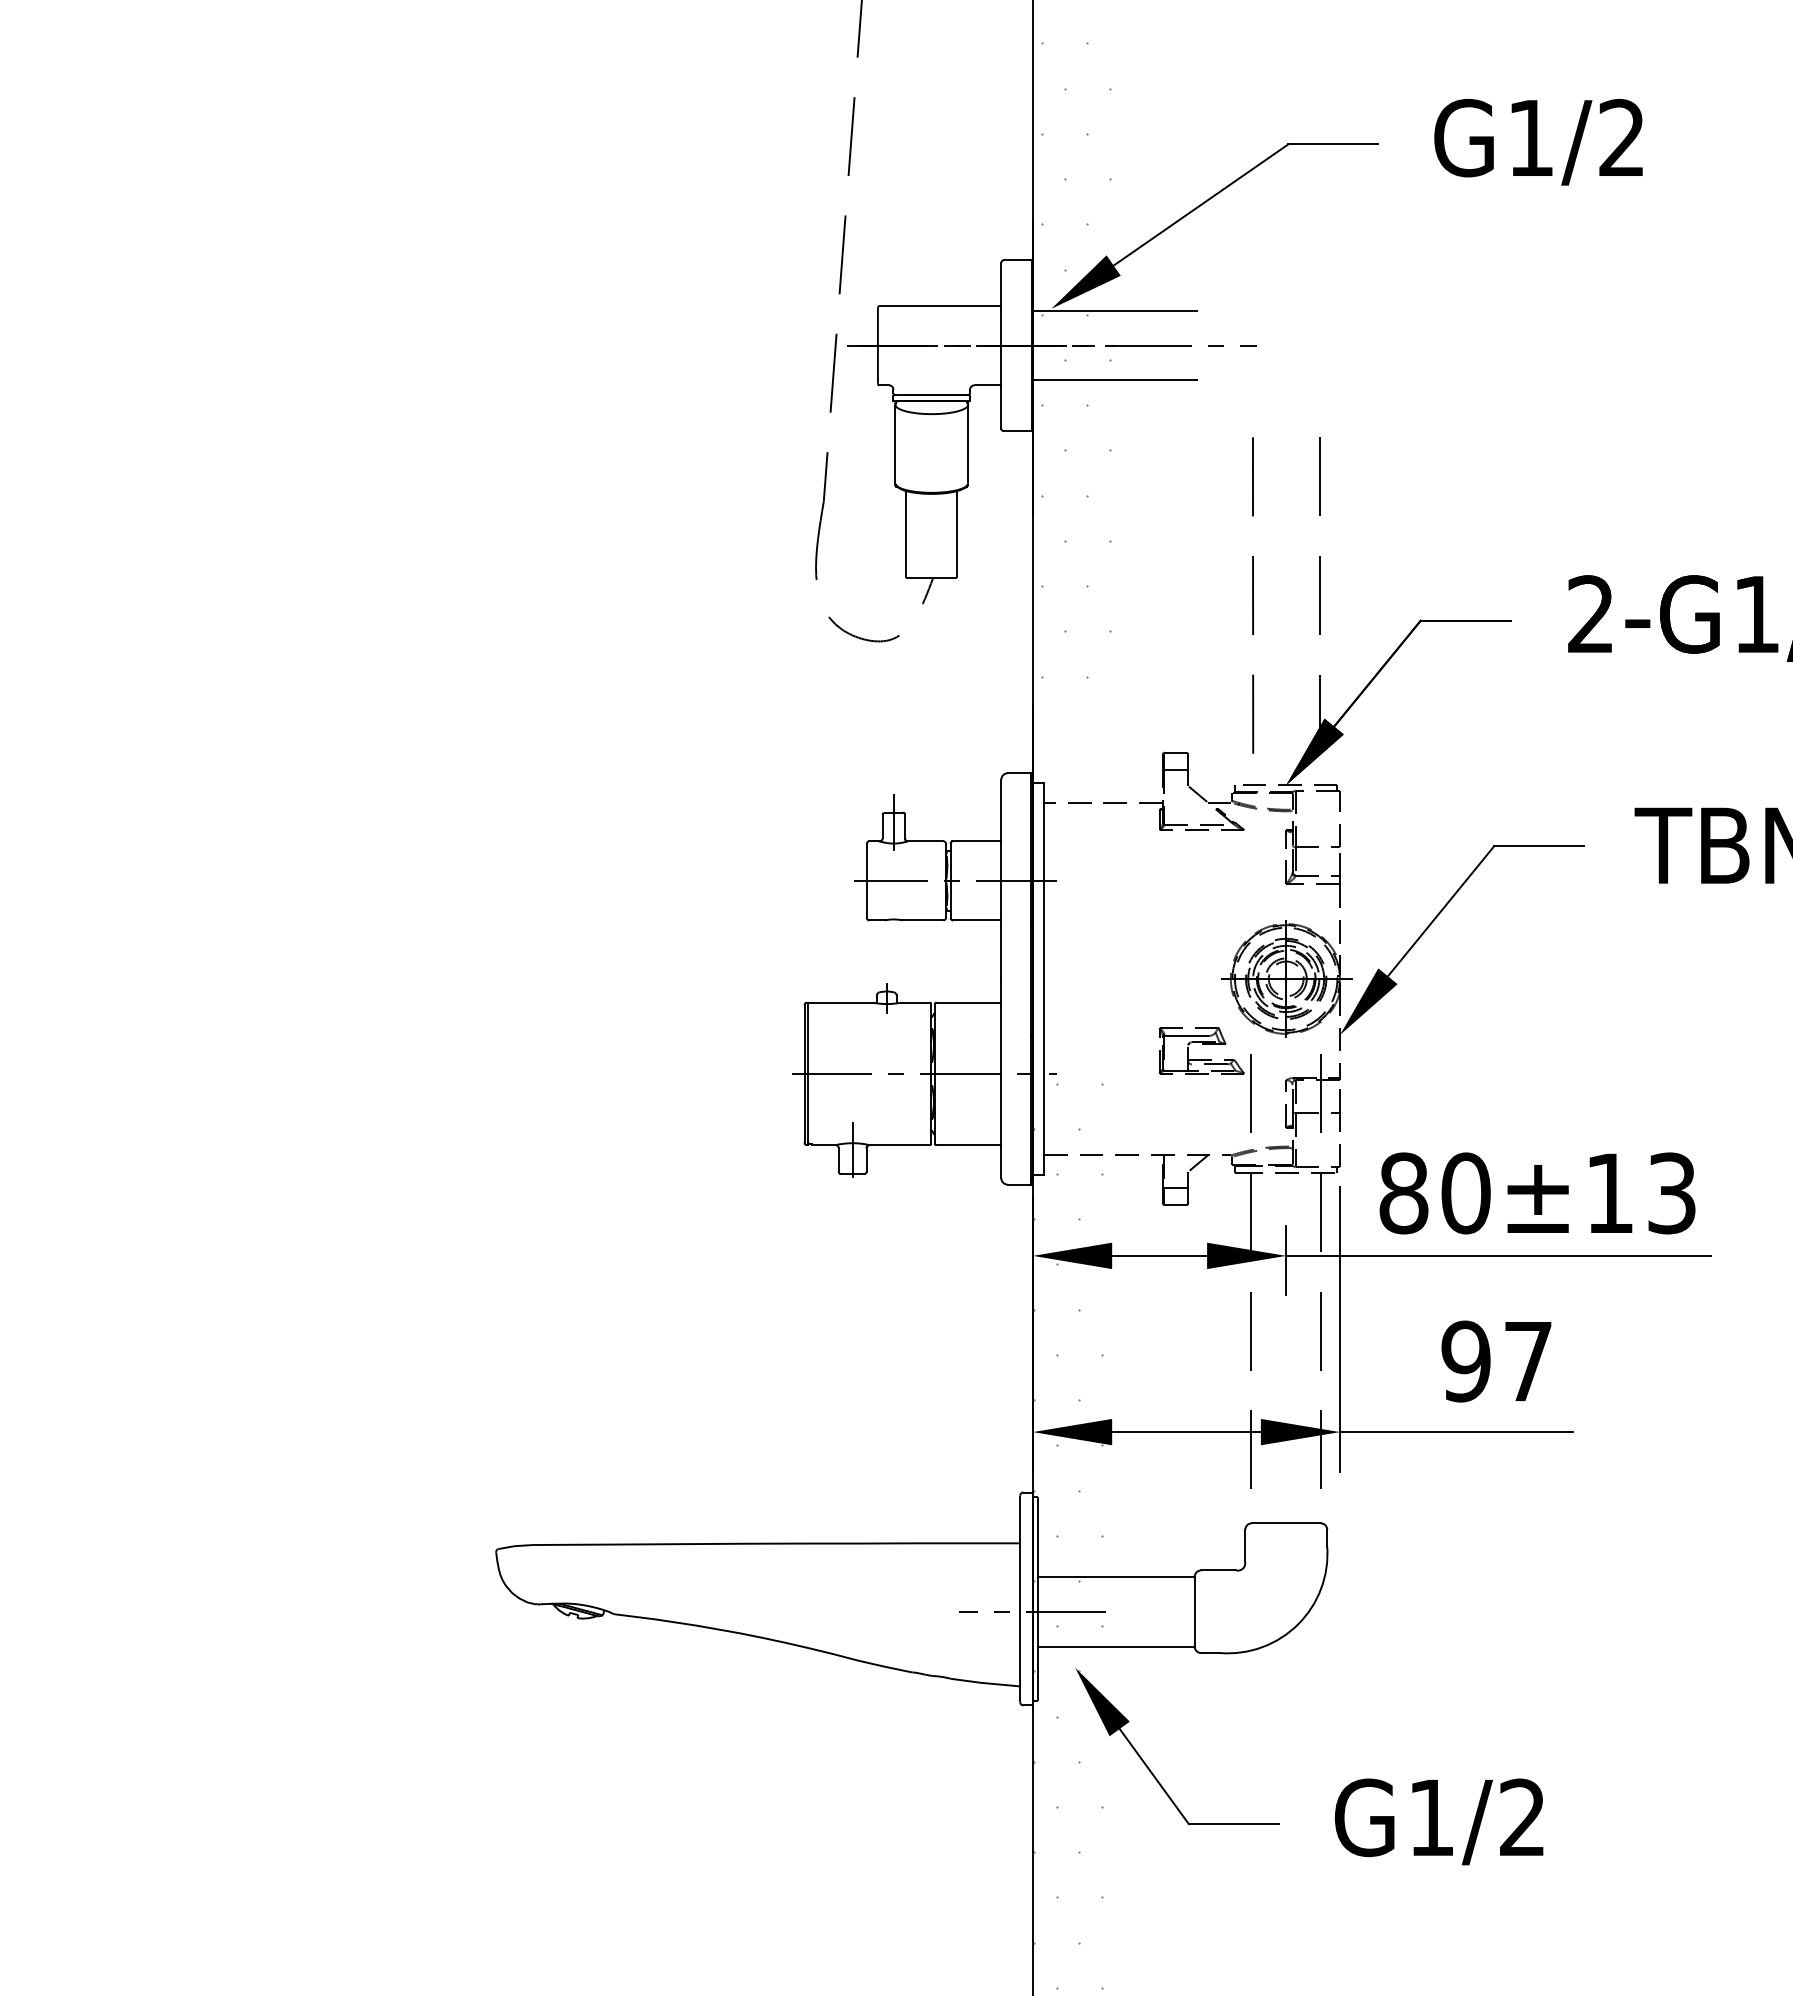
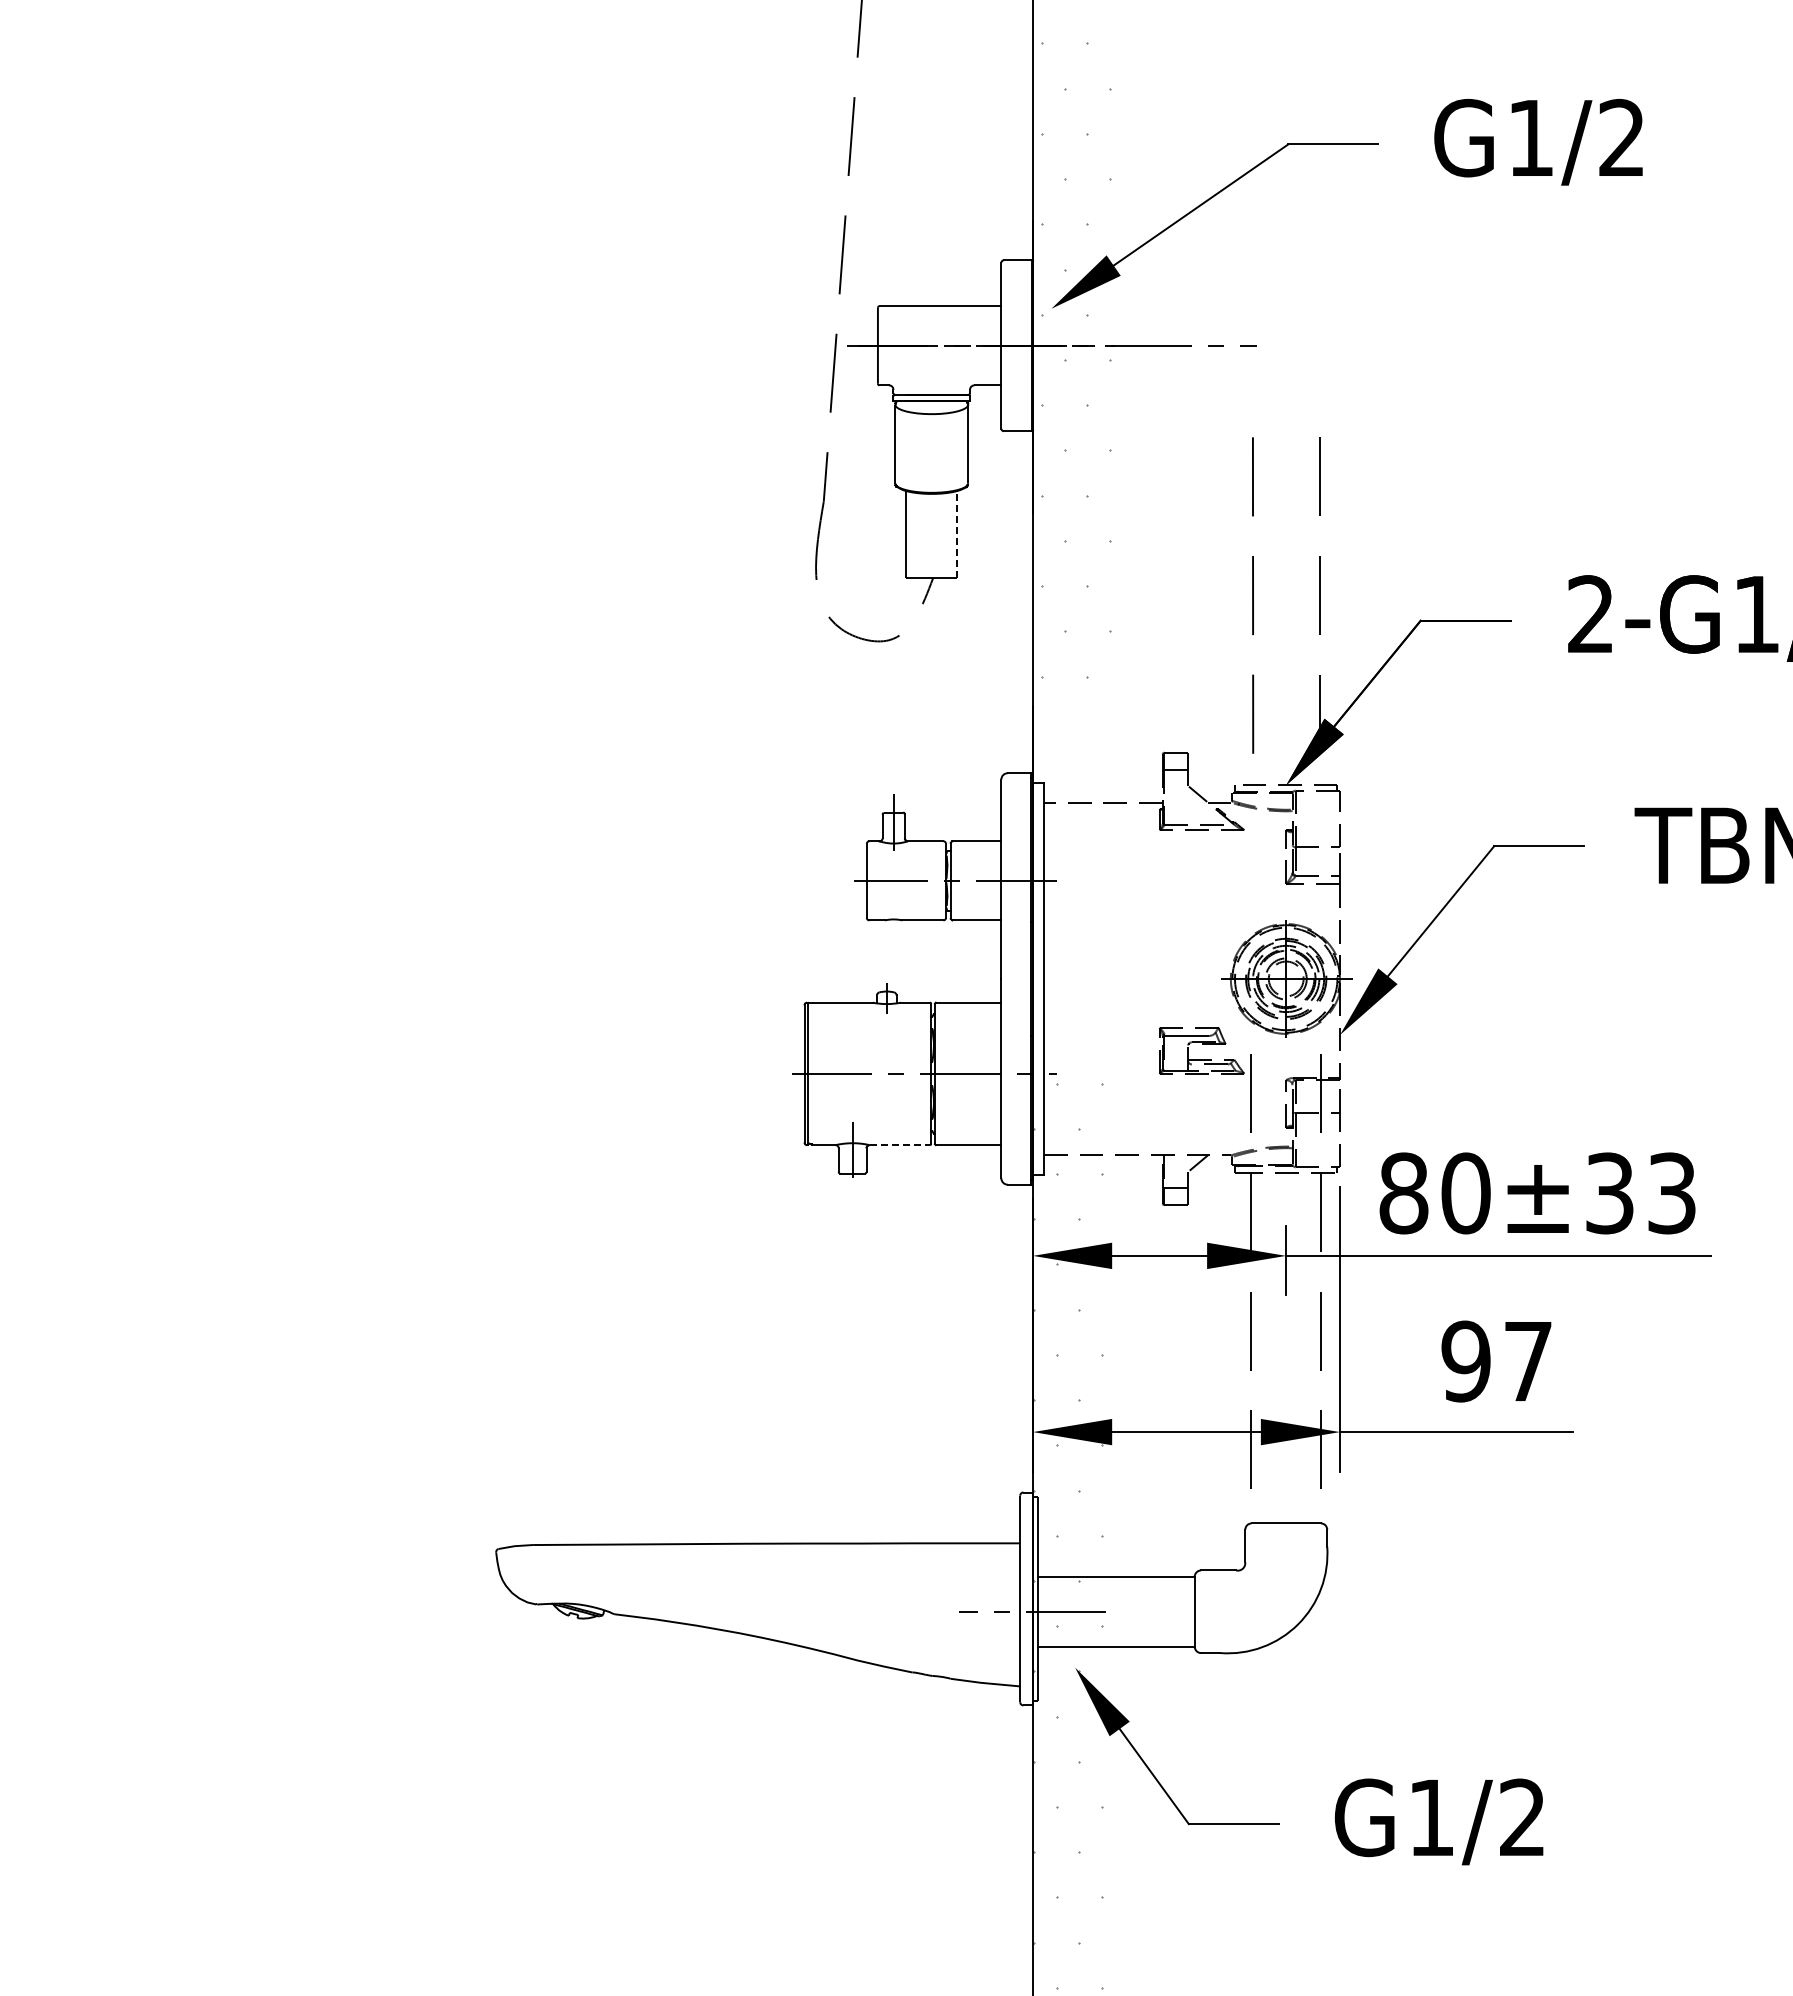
line: present -> none (1115, 310)
line: present -> none (1115, 380)
line: solid -> dashed (957, 534)
line: solid -> dashed (900, 1145)
text: 80±13 -> 80±33 (1609, 1193)
